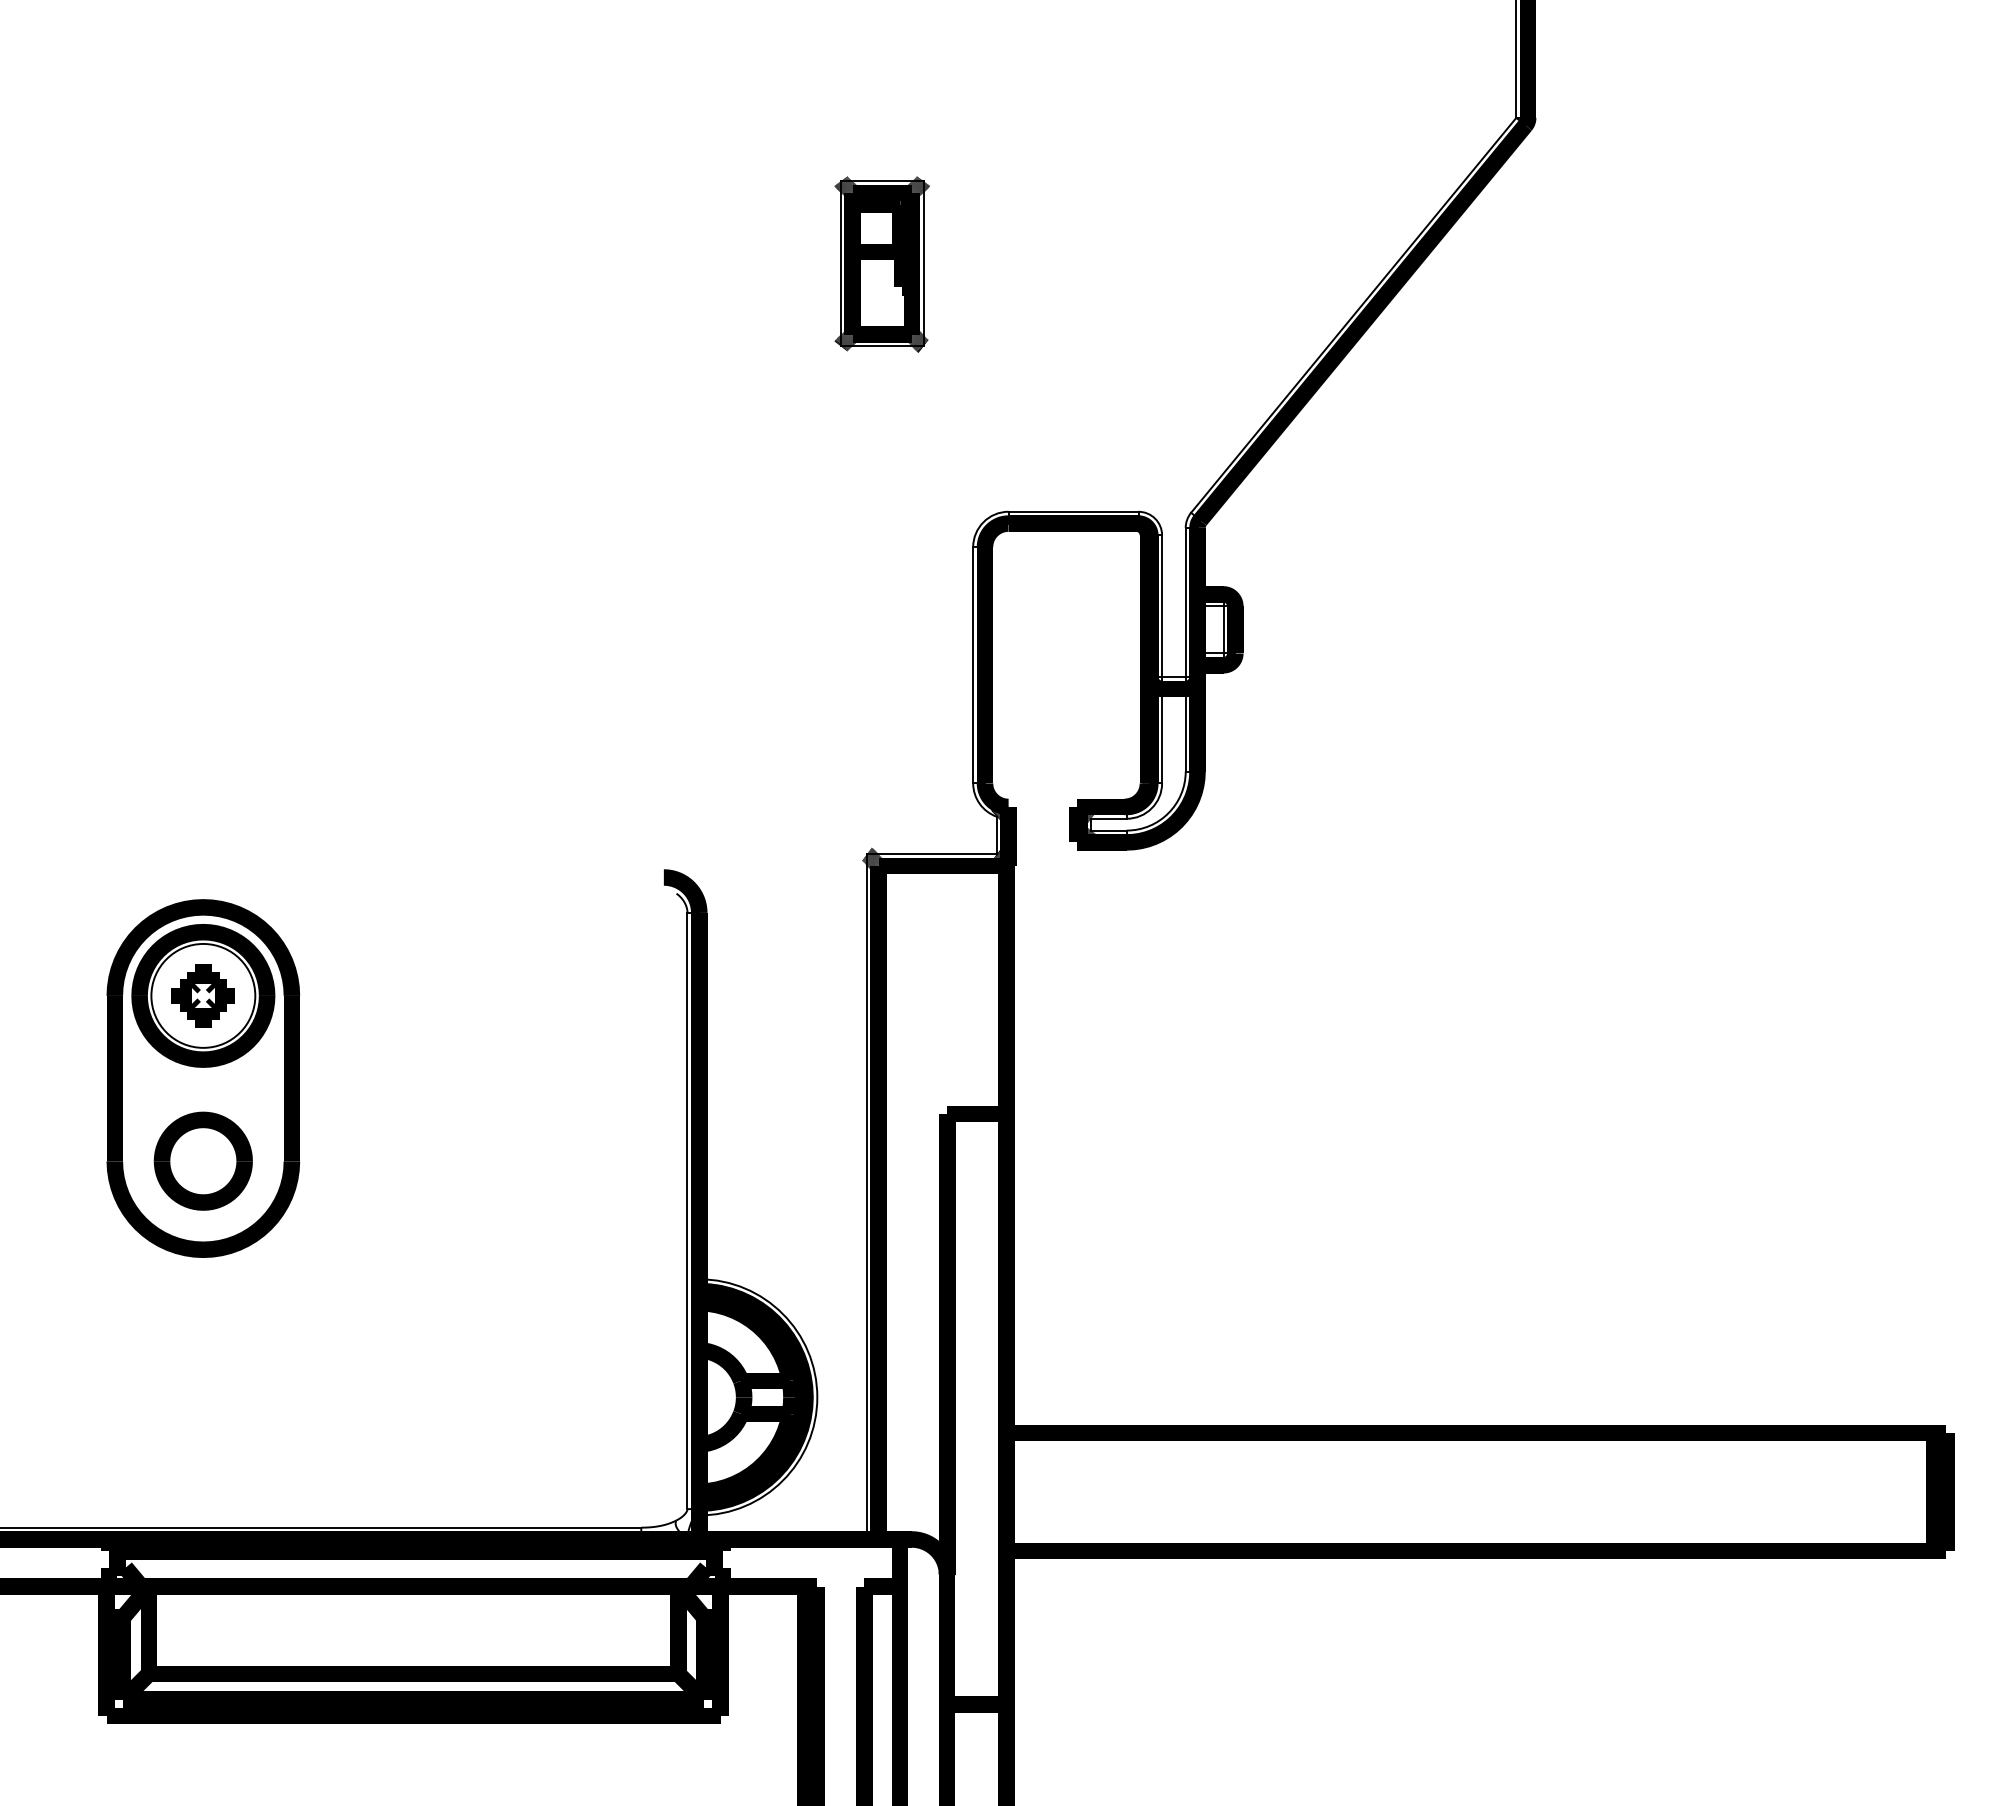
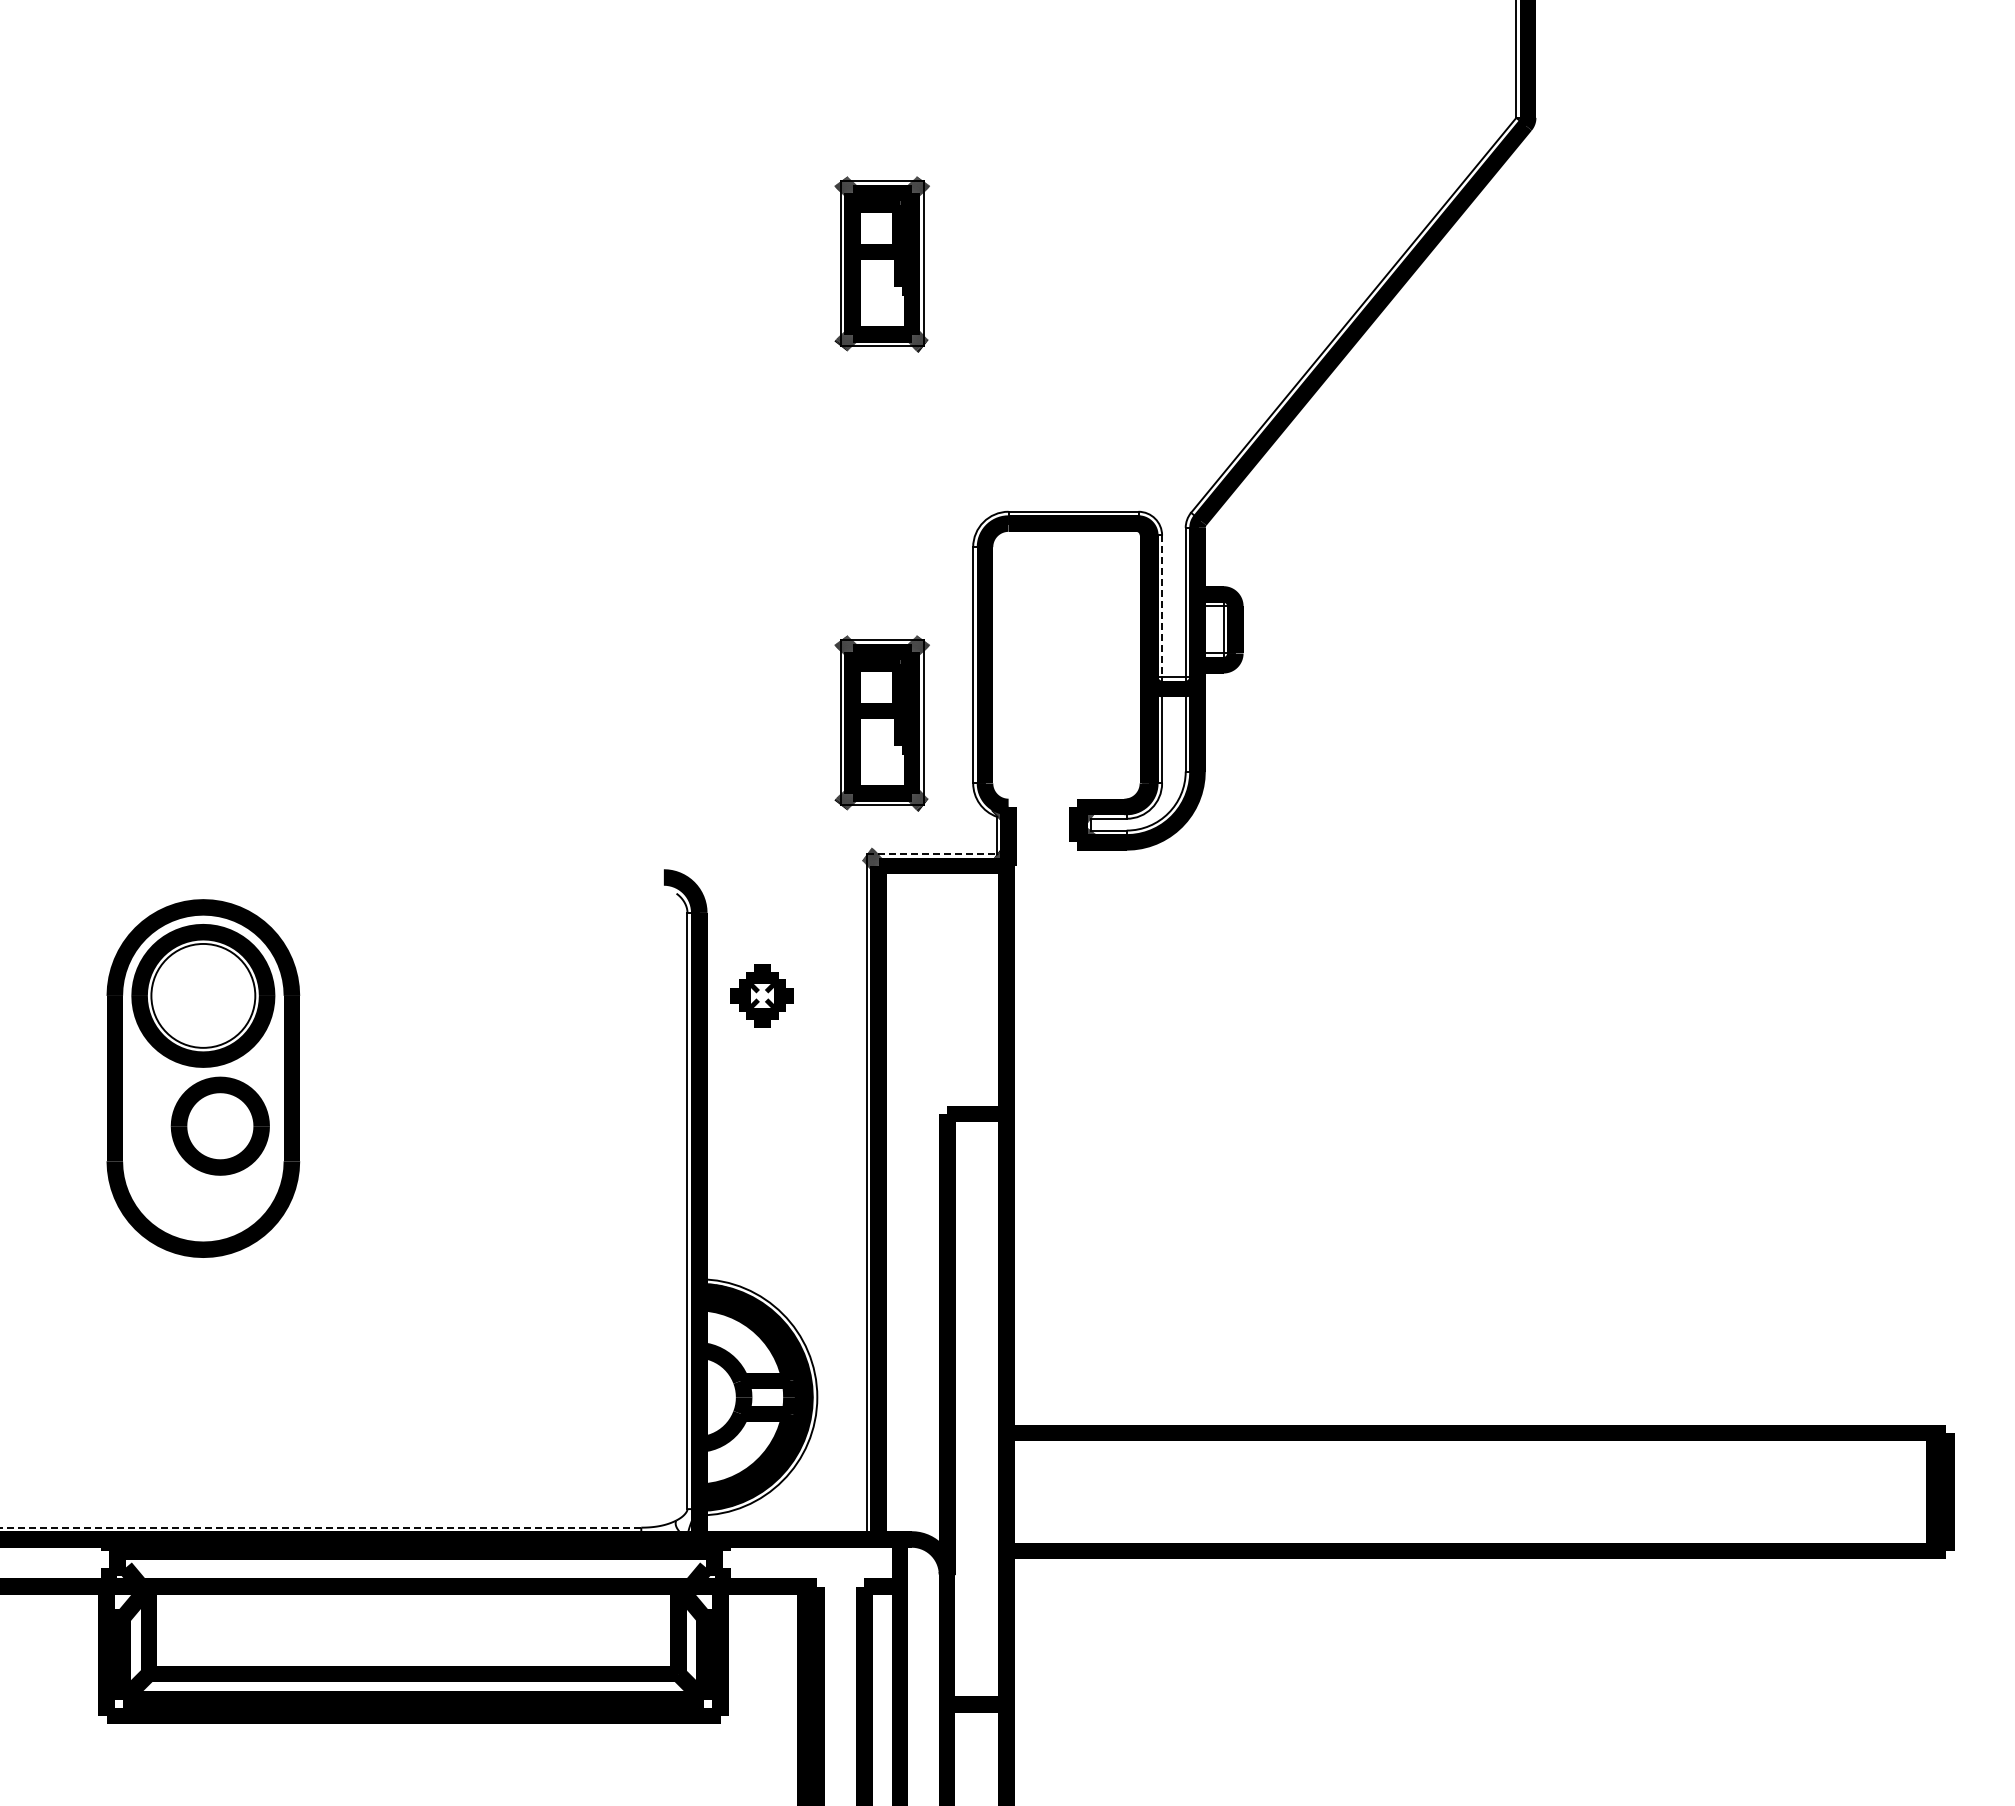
line: solid -> dashed (1162, 606)
part: none -> present (881, 723)
line: solid -> dashed (931, 854)
part position: (202, 995) -> (761, 995) (761, 995)
part position: (202, 1160) -> (219, 1125) (219, 1125)
line: solid -> dashed (321, 1527)
